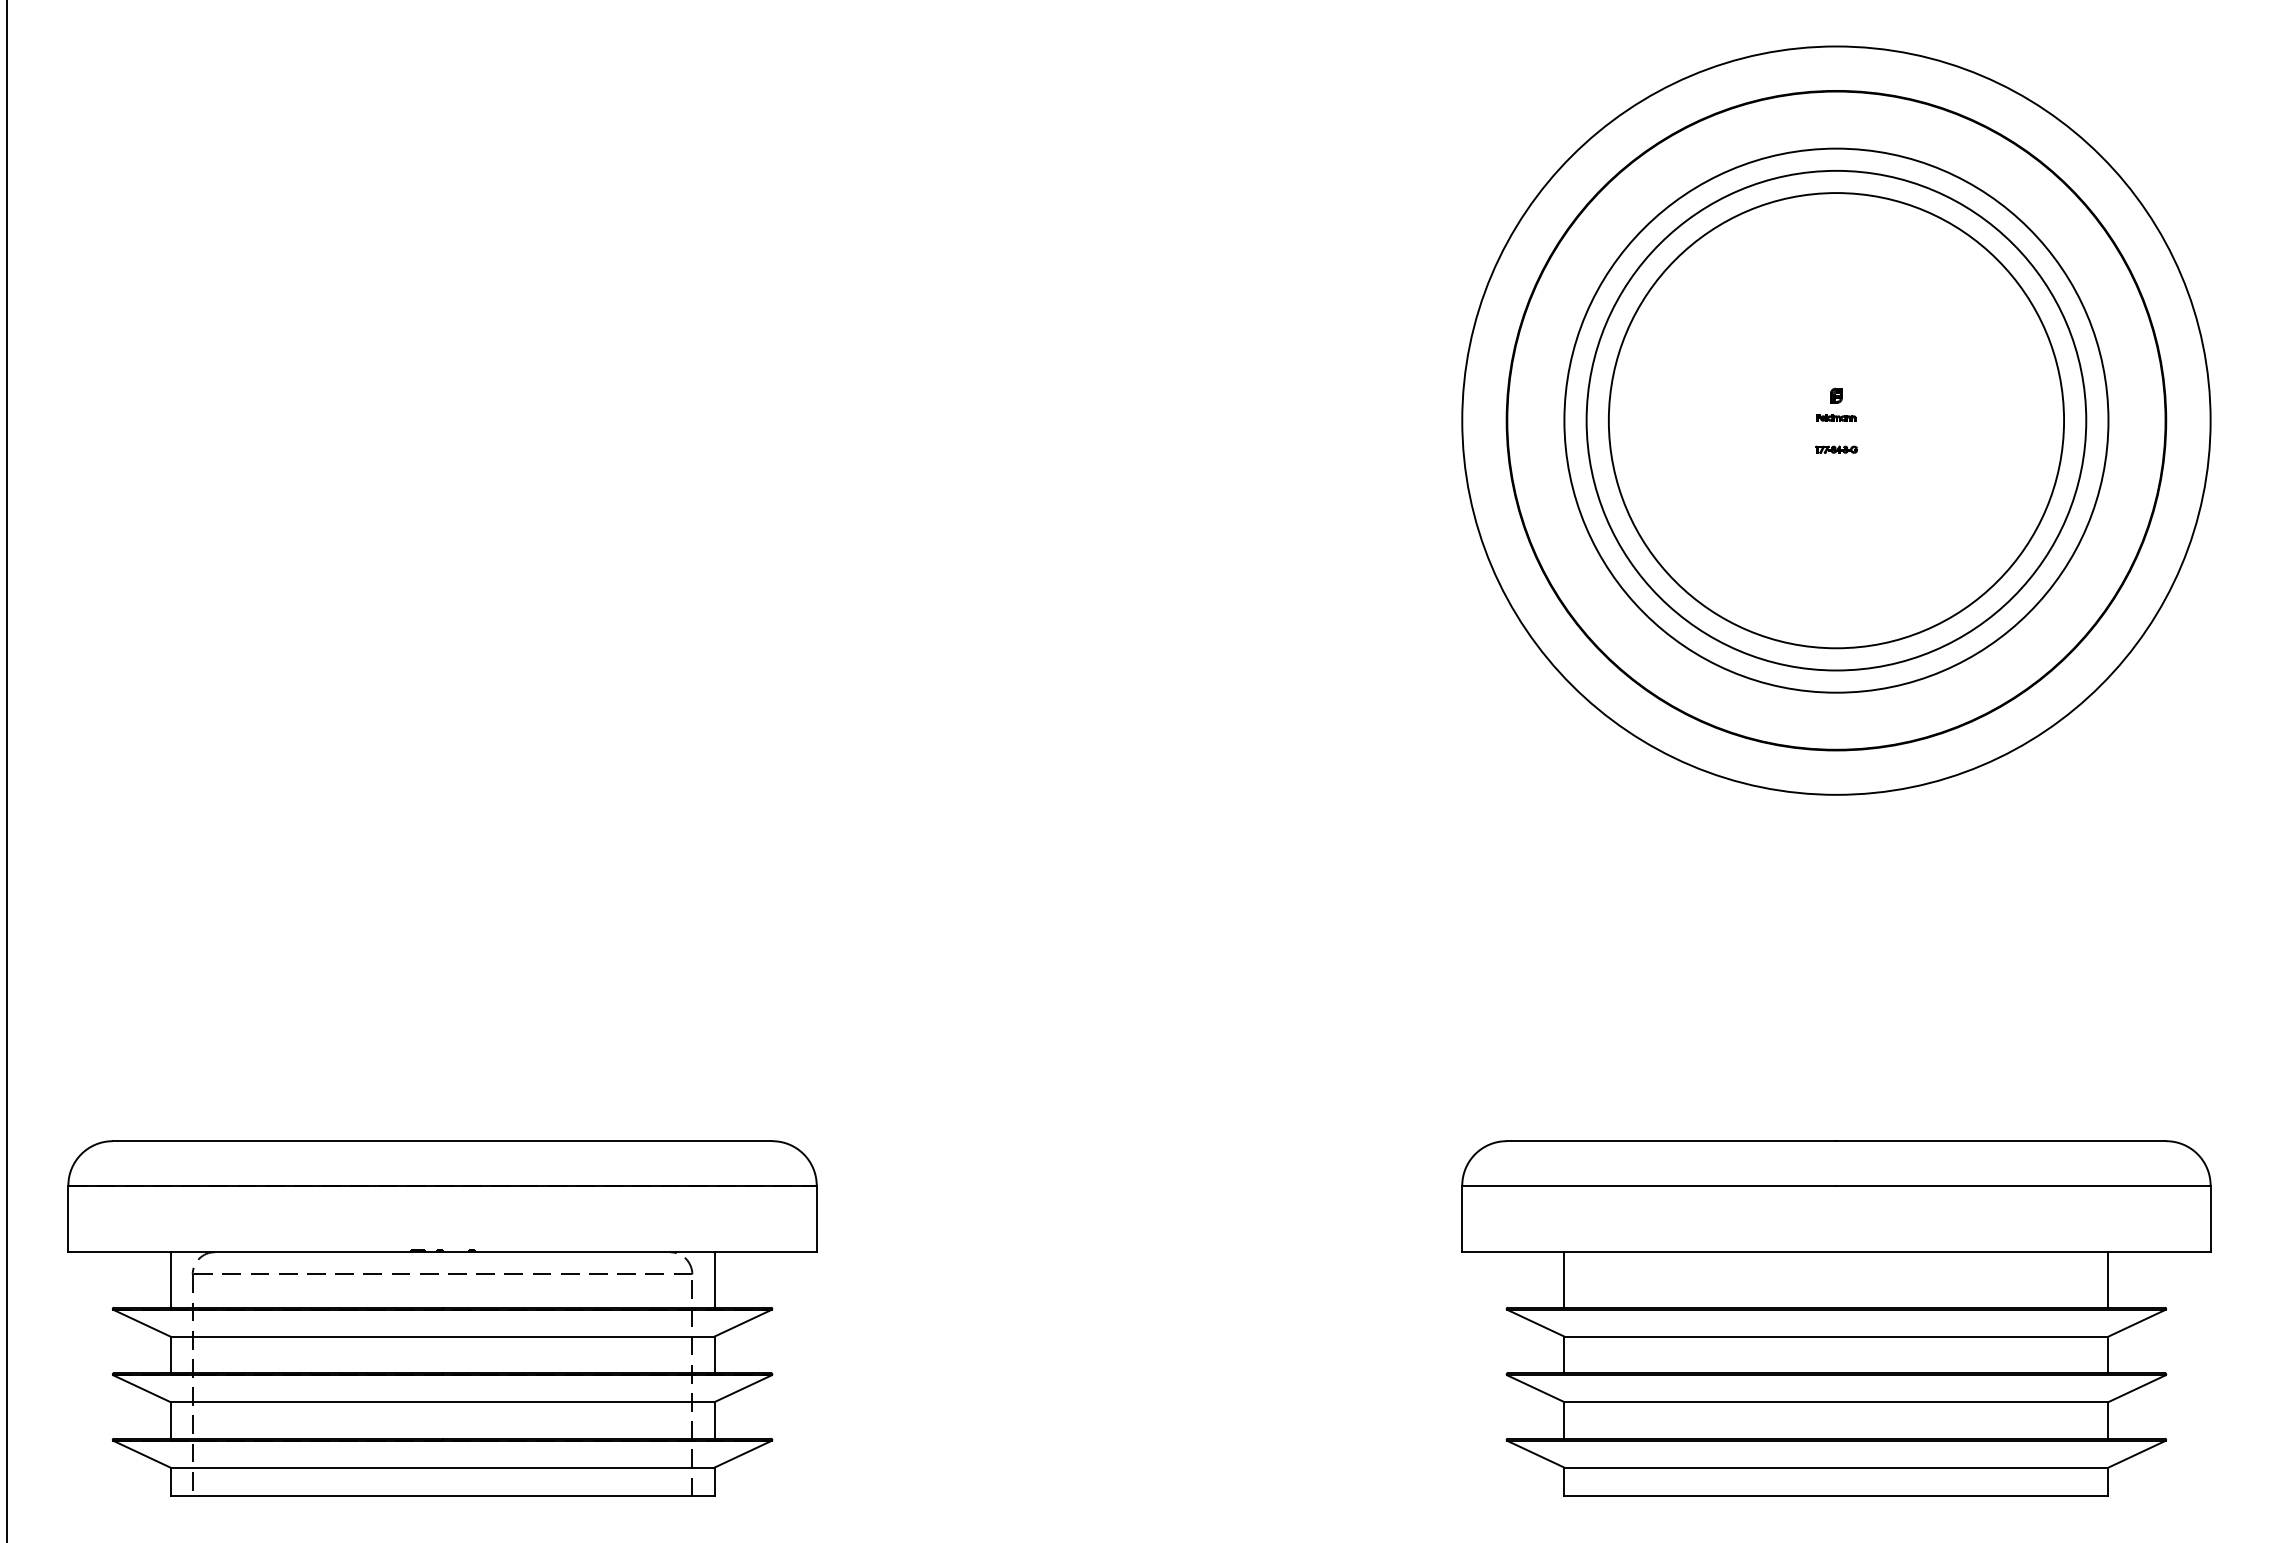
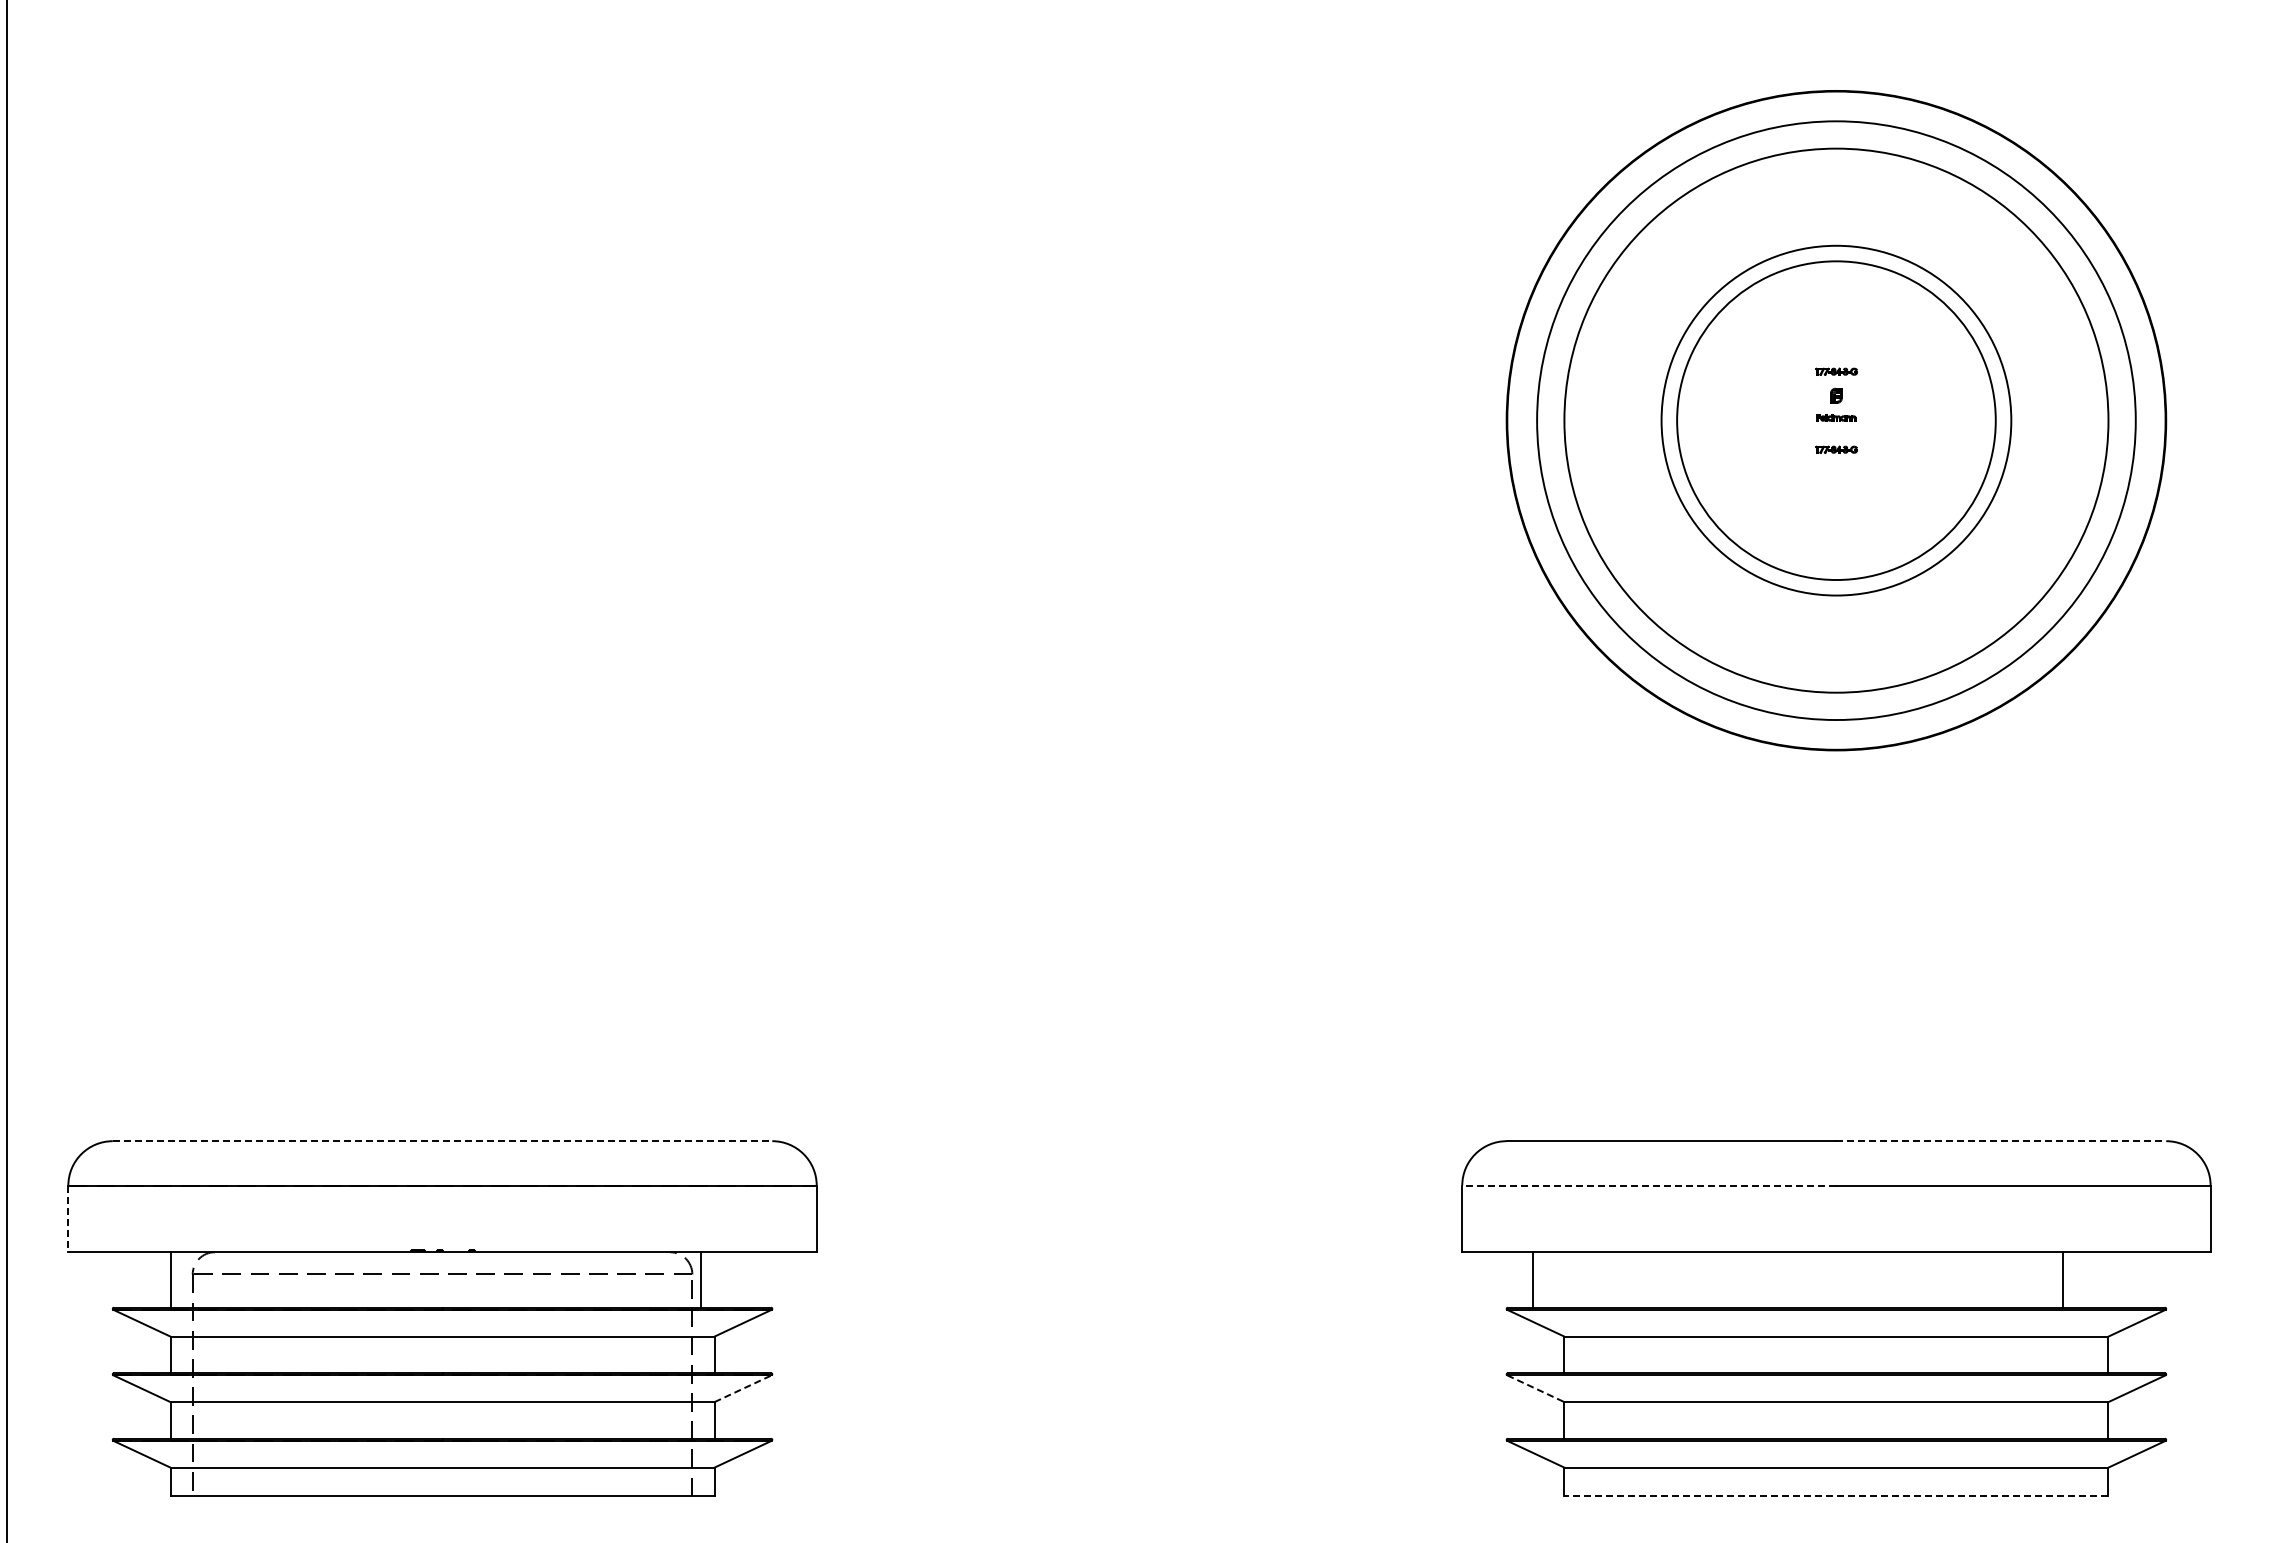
part: none -> present (1836, 371)
circle diameter: 455 px -> 319 px (1836, 420)
circle diameter: 500 px -> 350 px (1836, 420)
circle diameter: 748 px -> 599 px (1836, 420)
line: solid -> dashed (442, 1141)
line: solid -> dashed (2001, 1141)
line: solid -> dashed (1648, 1185)
line: solid -> dashed (68, 1219)
line position: (714, 1279) -> (700, 1279) (700, 1279)
line position: (1564, 1279) -> (1533, 1279) (1533, 1279)
line position: (2108, 1279) -> (2063, 1279) (2063, 1279)
line: solid -> dashed (743, 1388)
line: solid -> dashed (1535, 1388)
line: solid -> dashed (1835, 1496)
